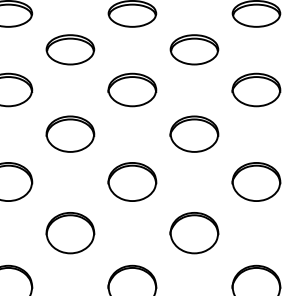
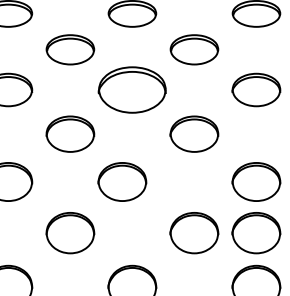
part size: 51x36 px -> 70x48 px (131, 89)
part position: (132, 181) -> (122, 181) (122, 181)
part: none -> present (256, 233)
